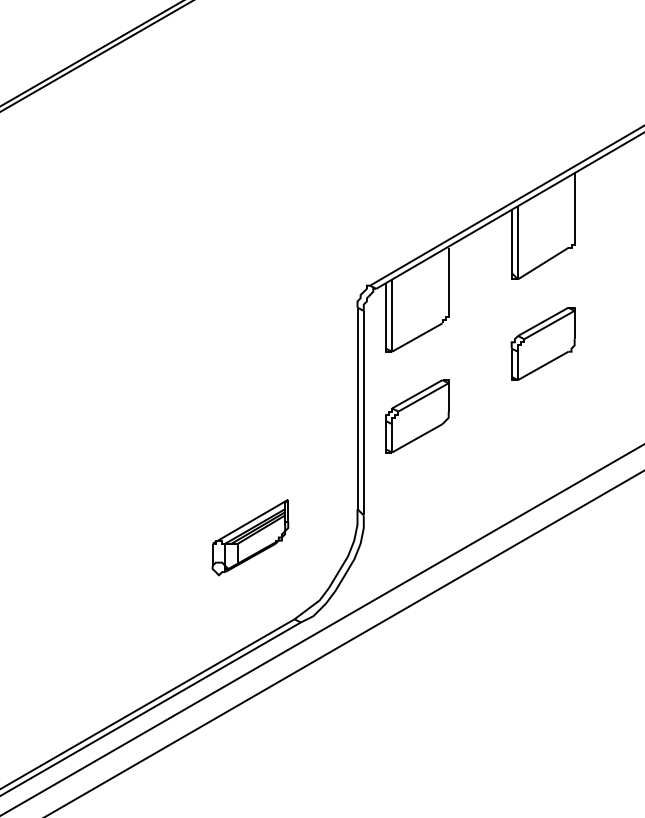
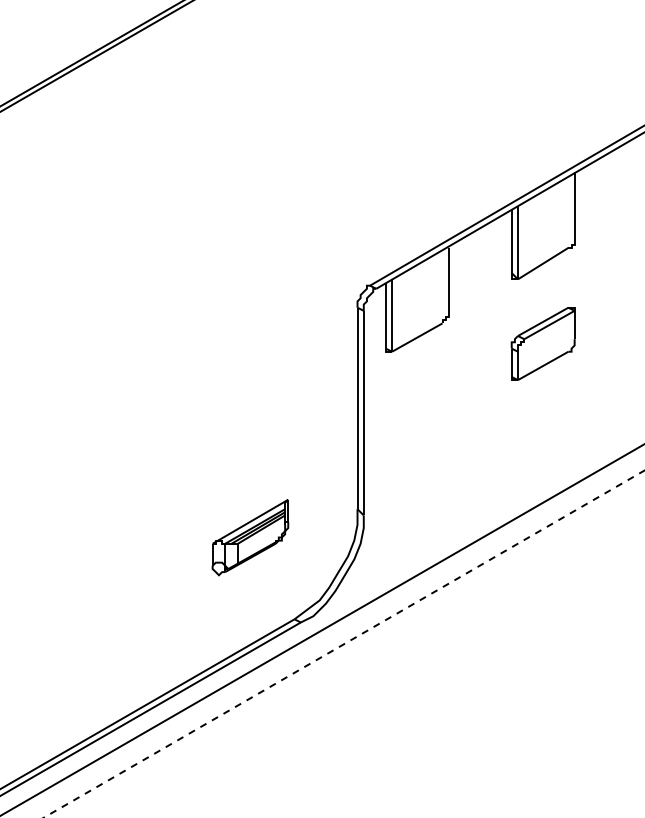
part: present -> none (417, 416)
line: solid -> dashed (343, 644)
